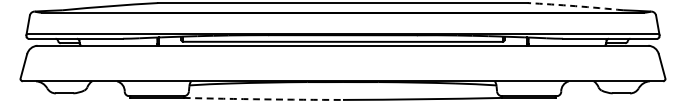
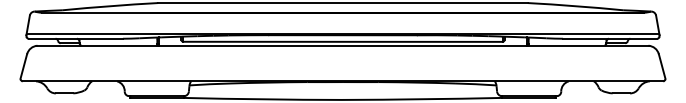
arc: dashed -> solid (575, 6)
arc: dashed -> solid (263, 99)
